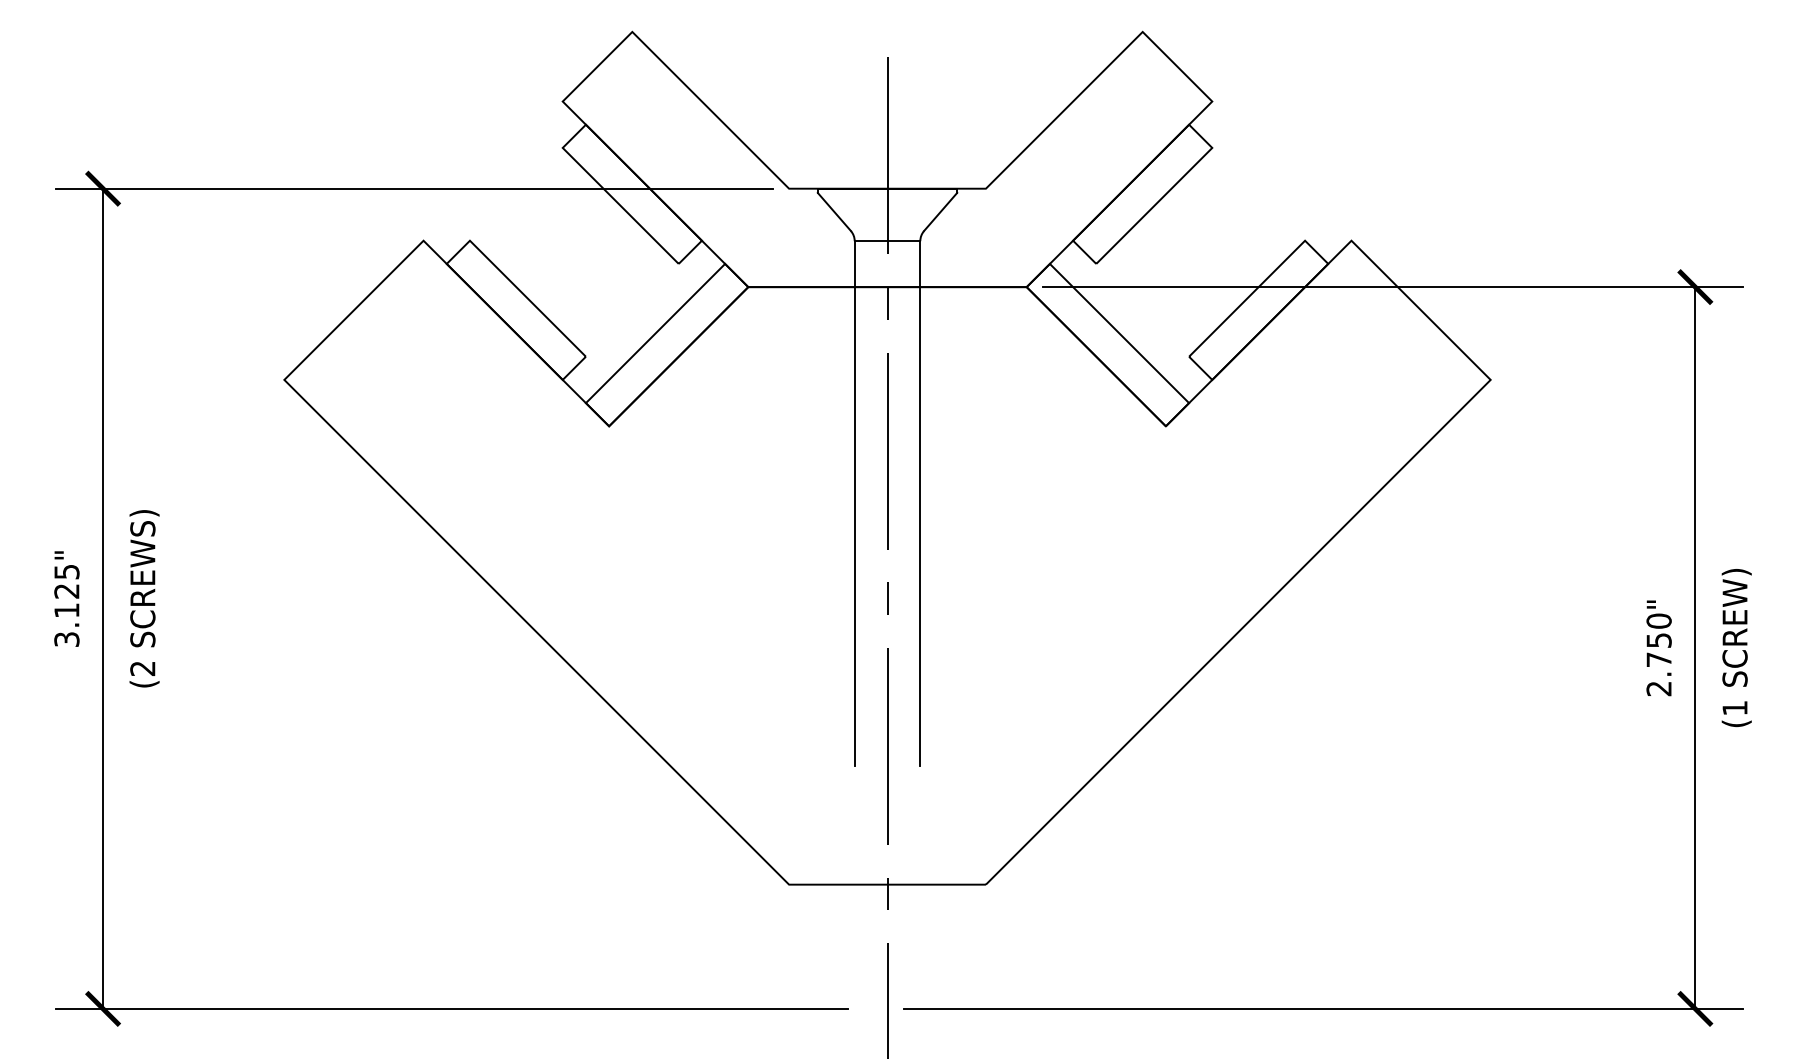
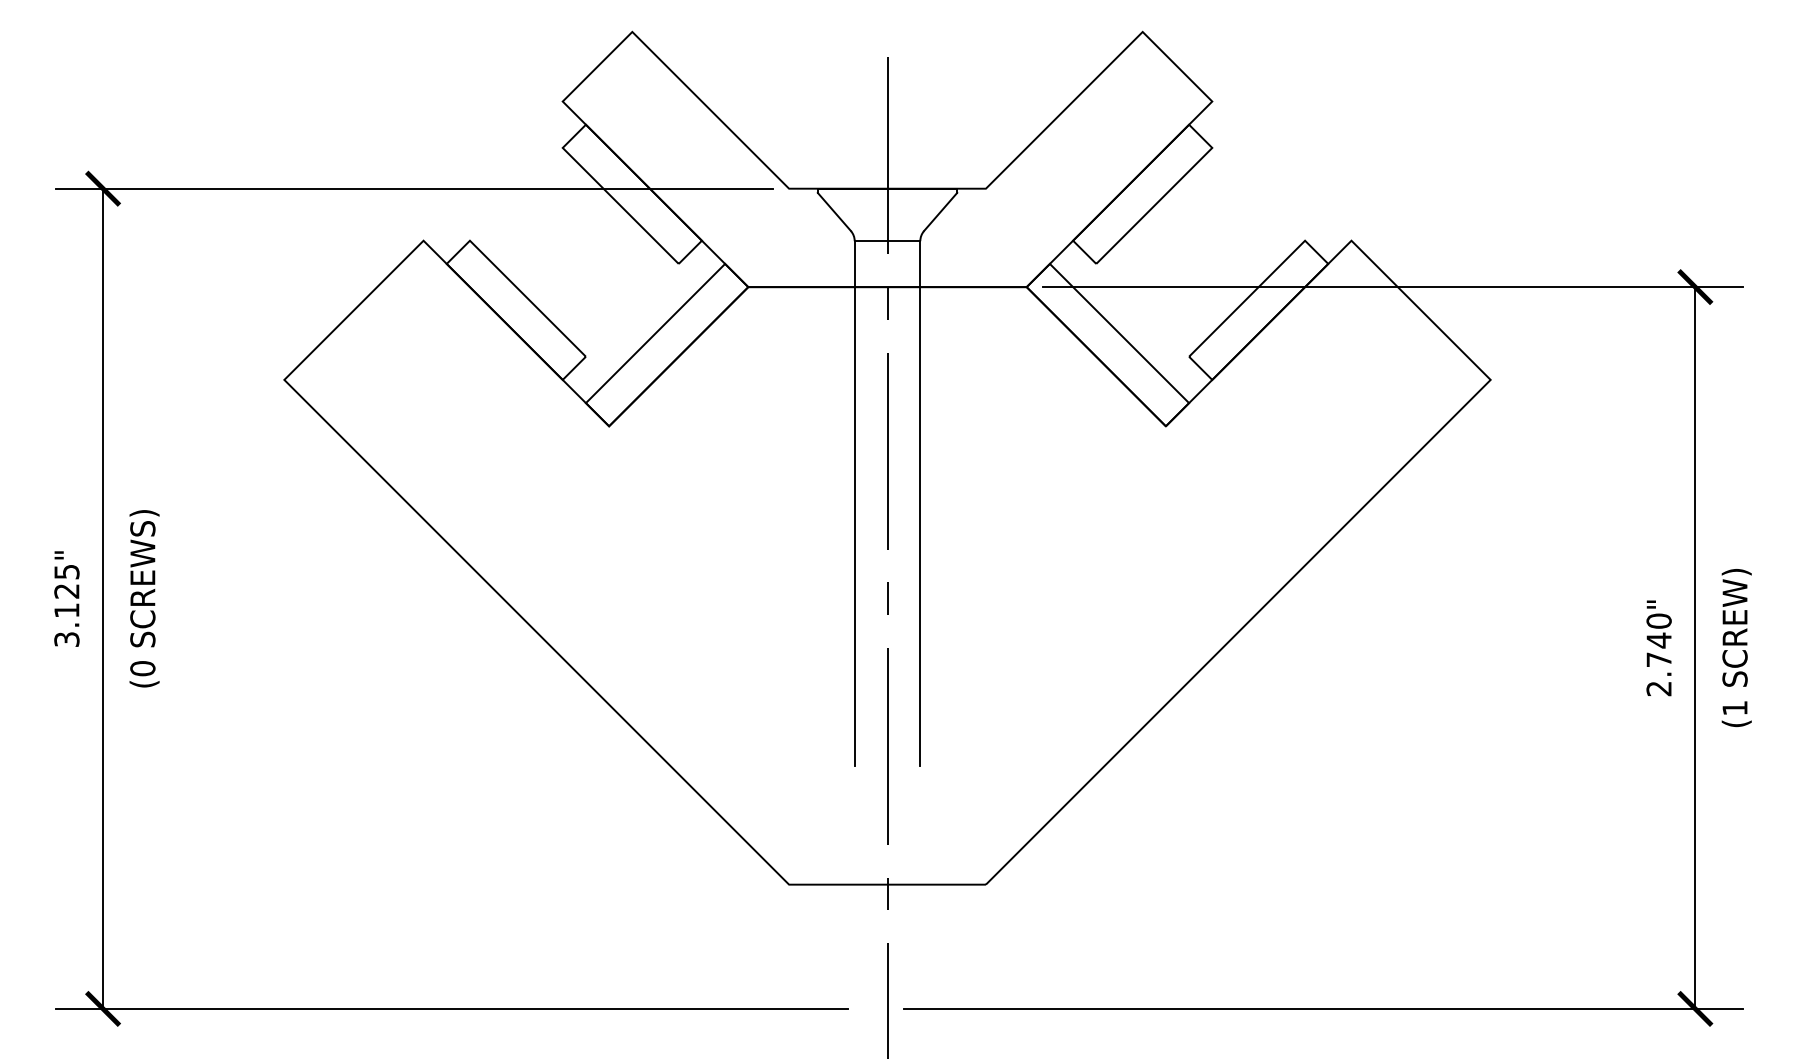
text: 2.750" -> 2.740" (1658, 640)
text: (2 -> (0 (142, 668)
